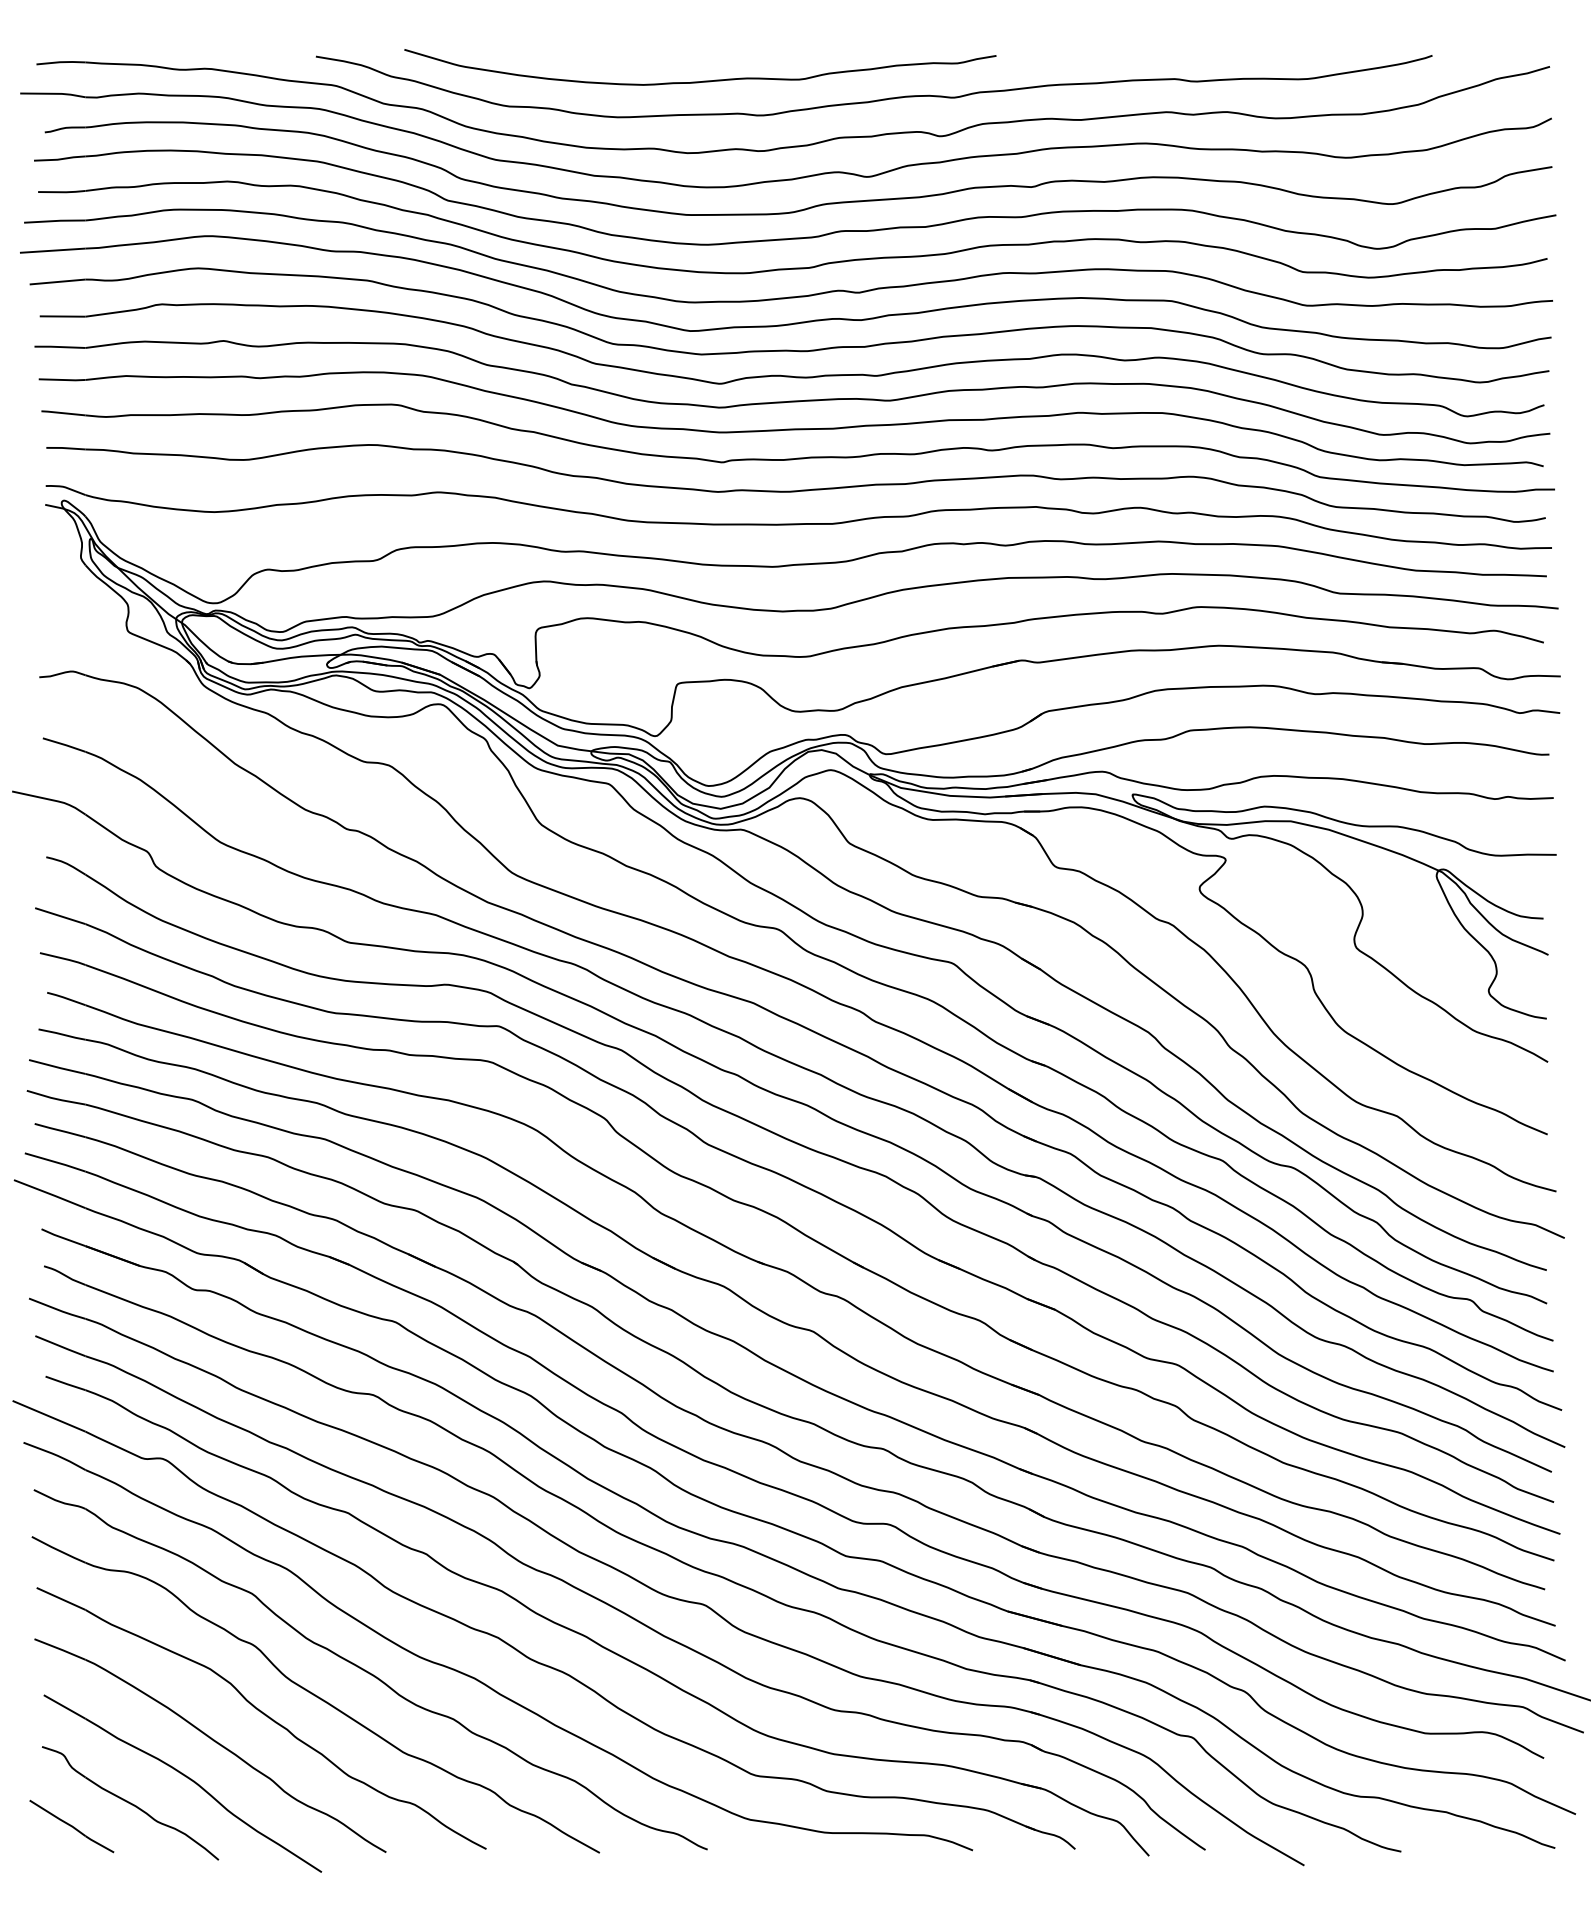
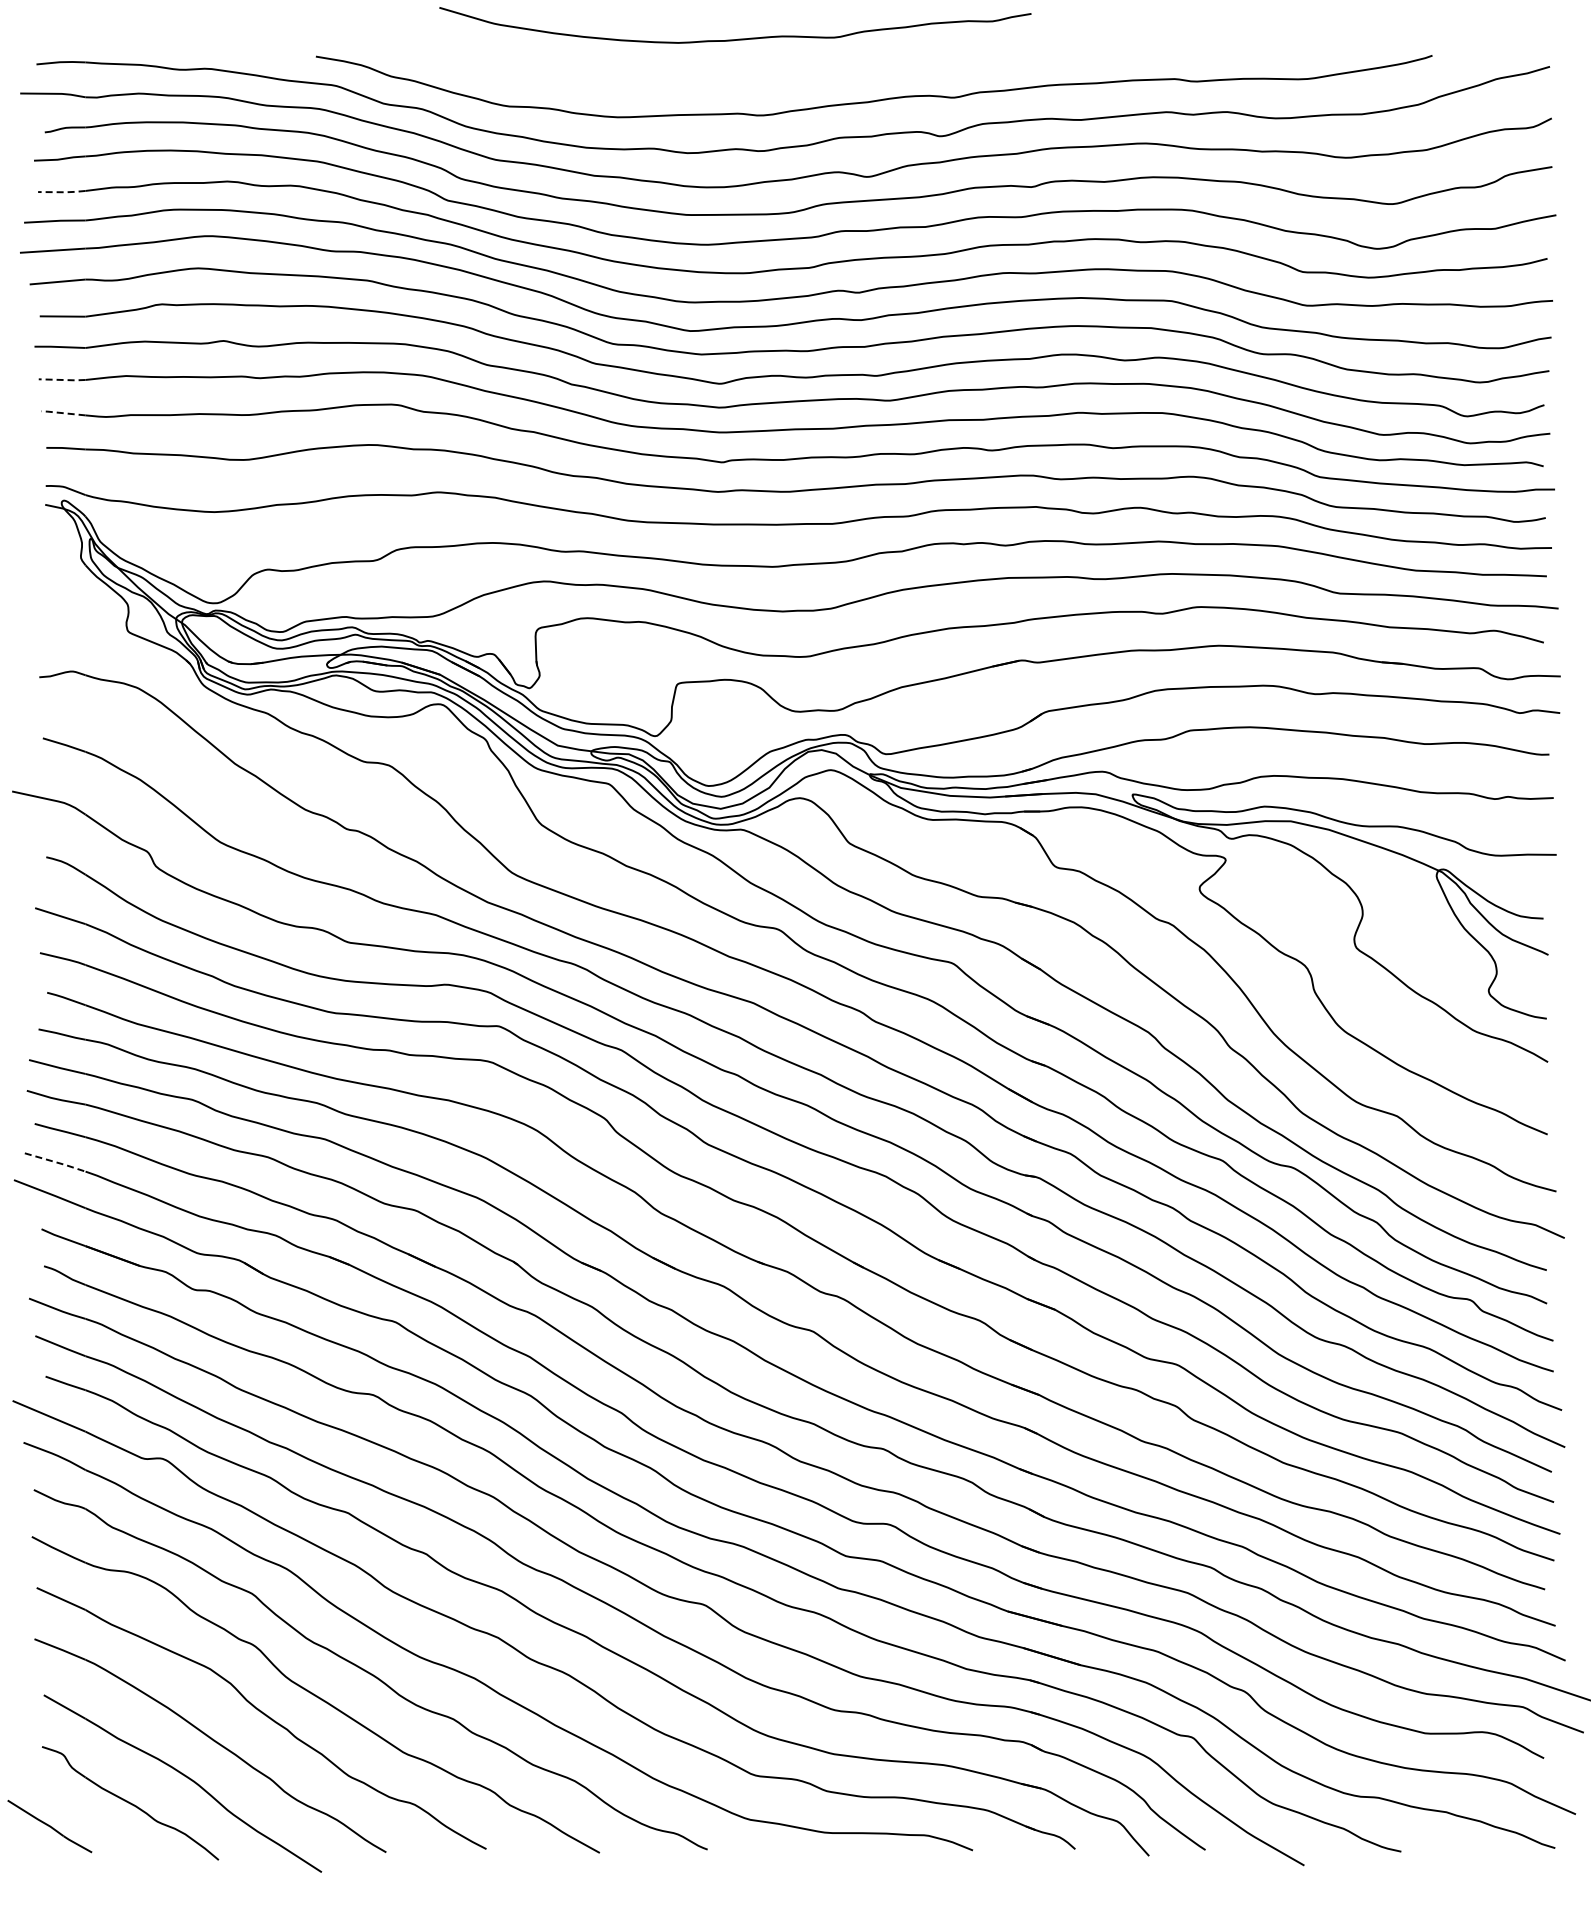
curve position: (703, 80) -> (738, 38) (738, 38)
line: solid -> dashed (62, 192)
line: solid -> dashed (62, 379)
line: solid -> dashed (62, 413)
line: solid -> dashed (56, 1162)
part position: (71, 1826) -> (49, 1826) (49, 1826)
